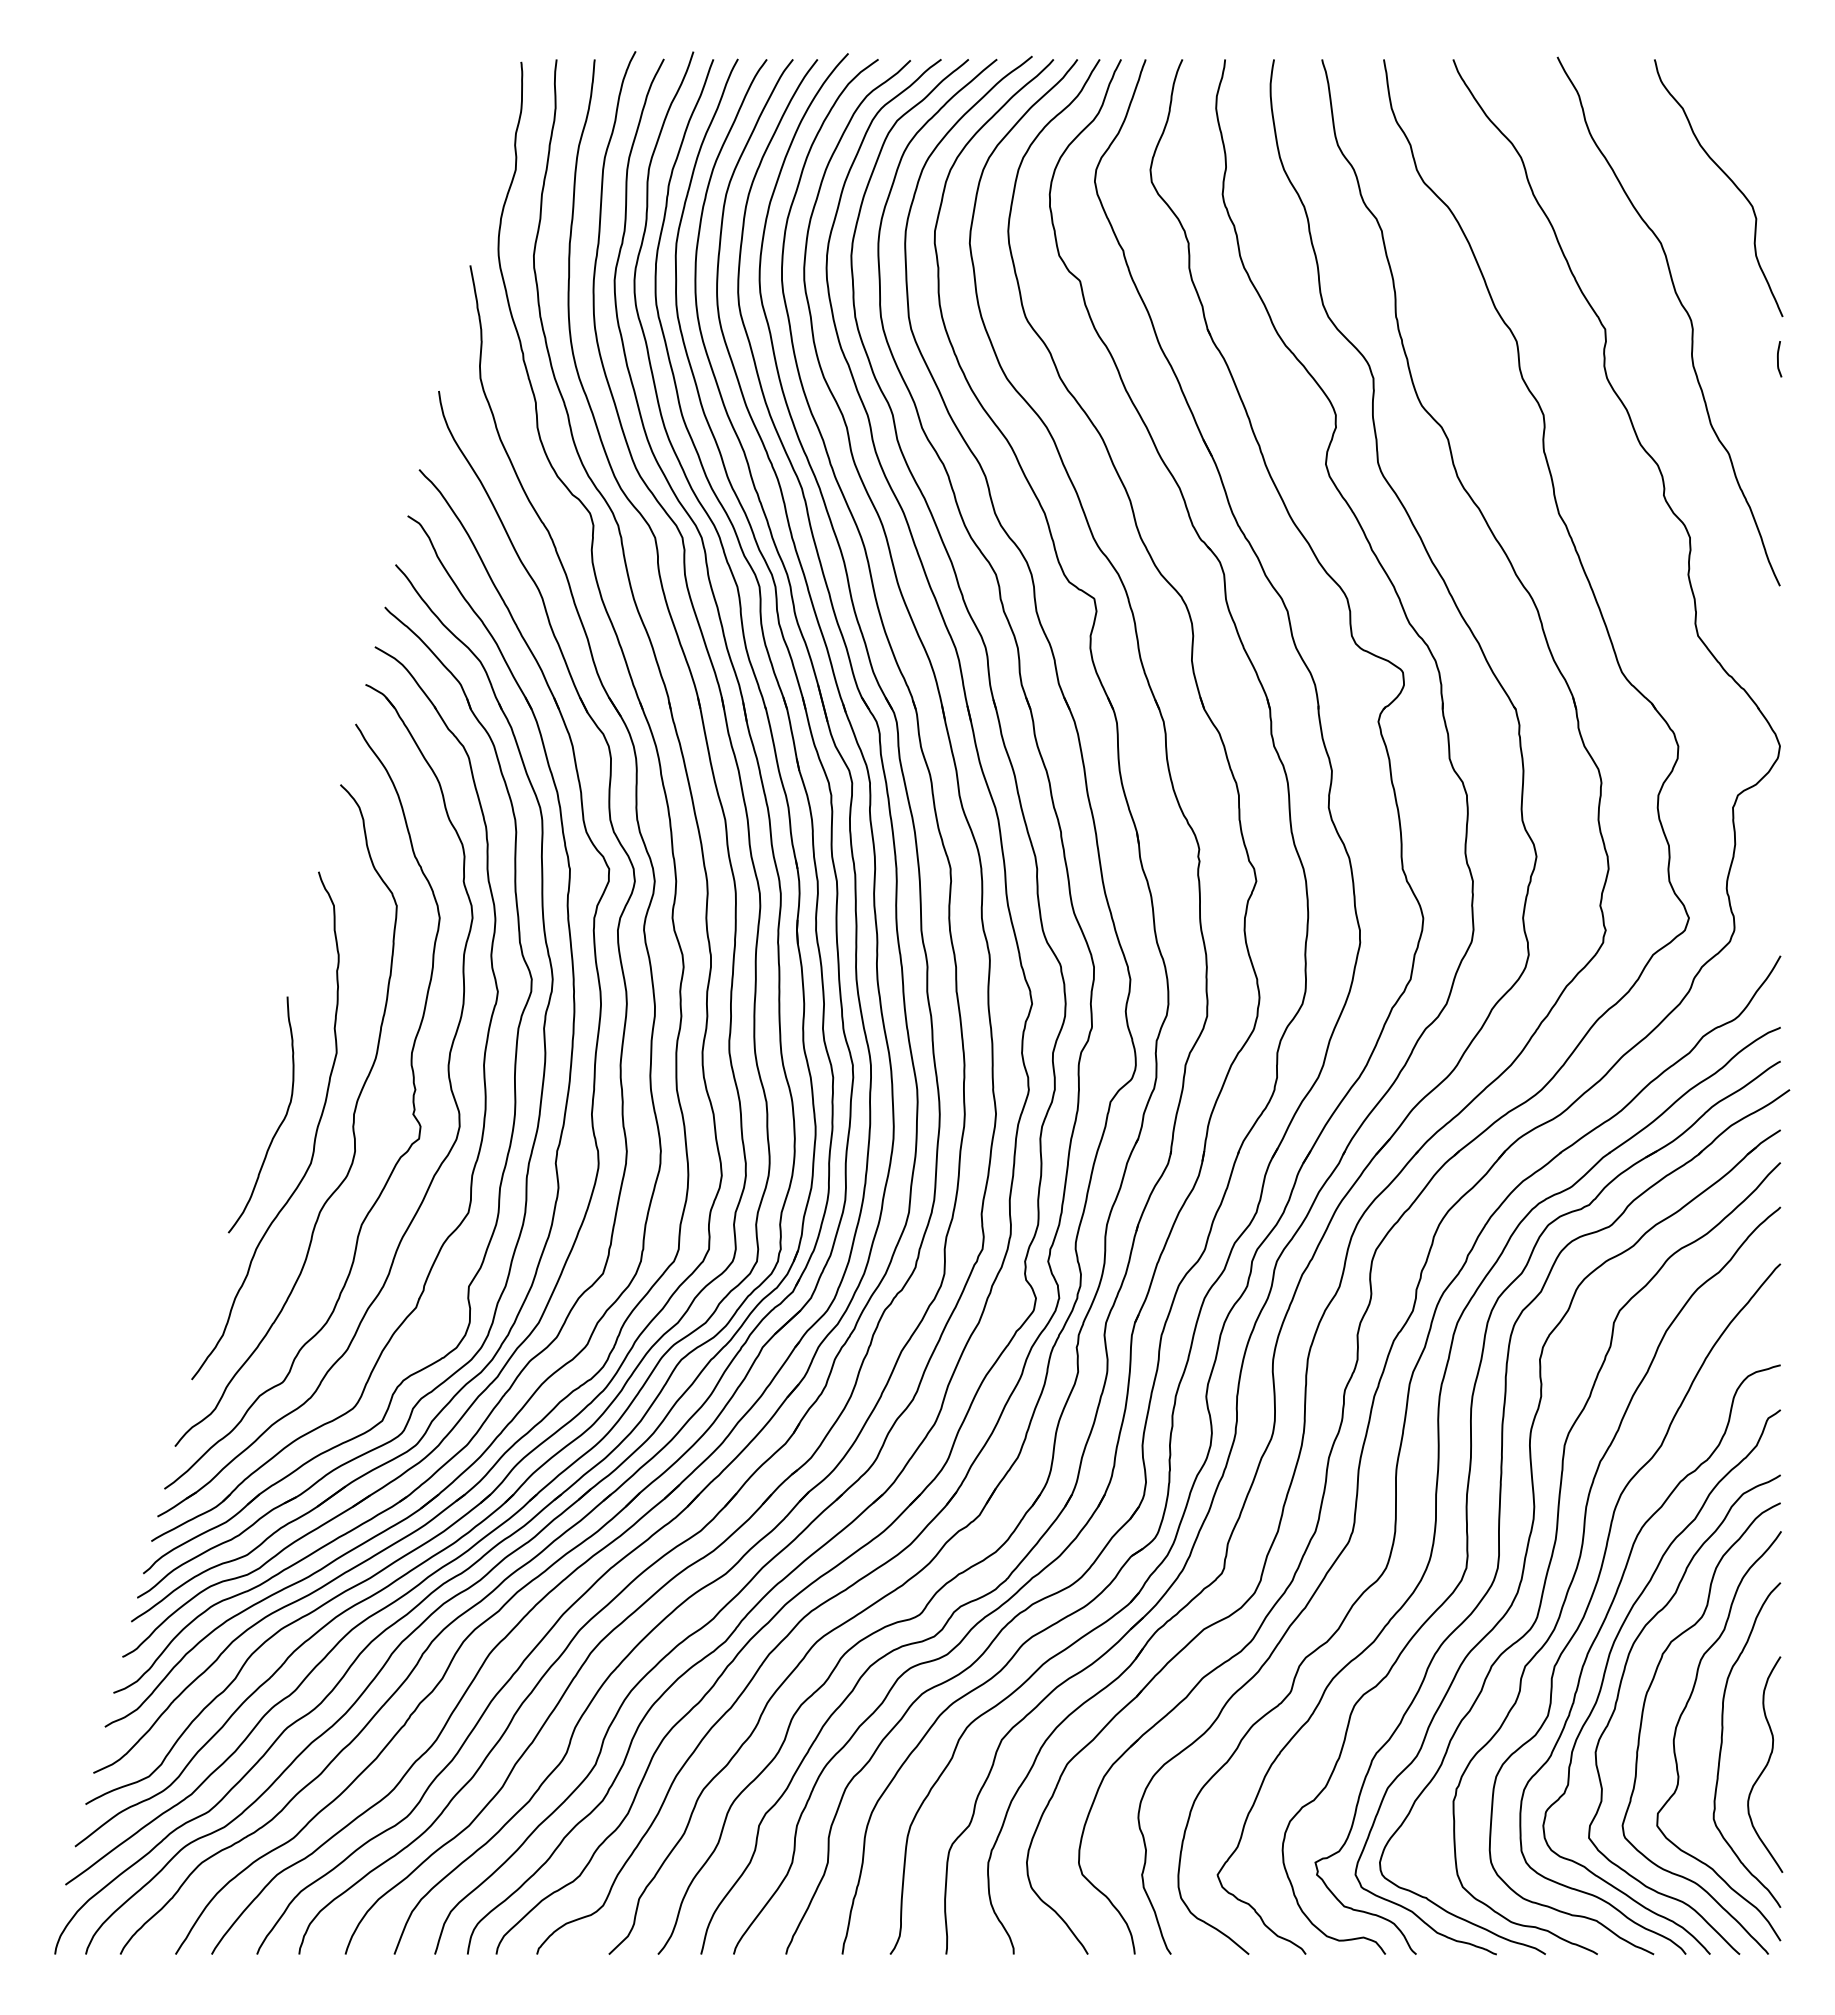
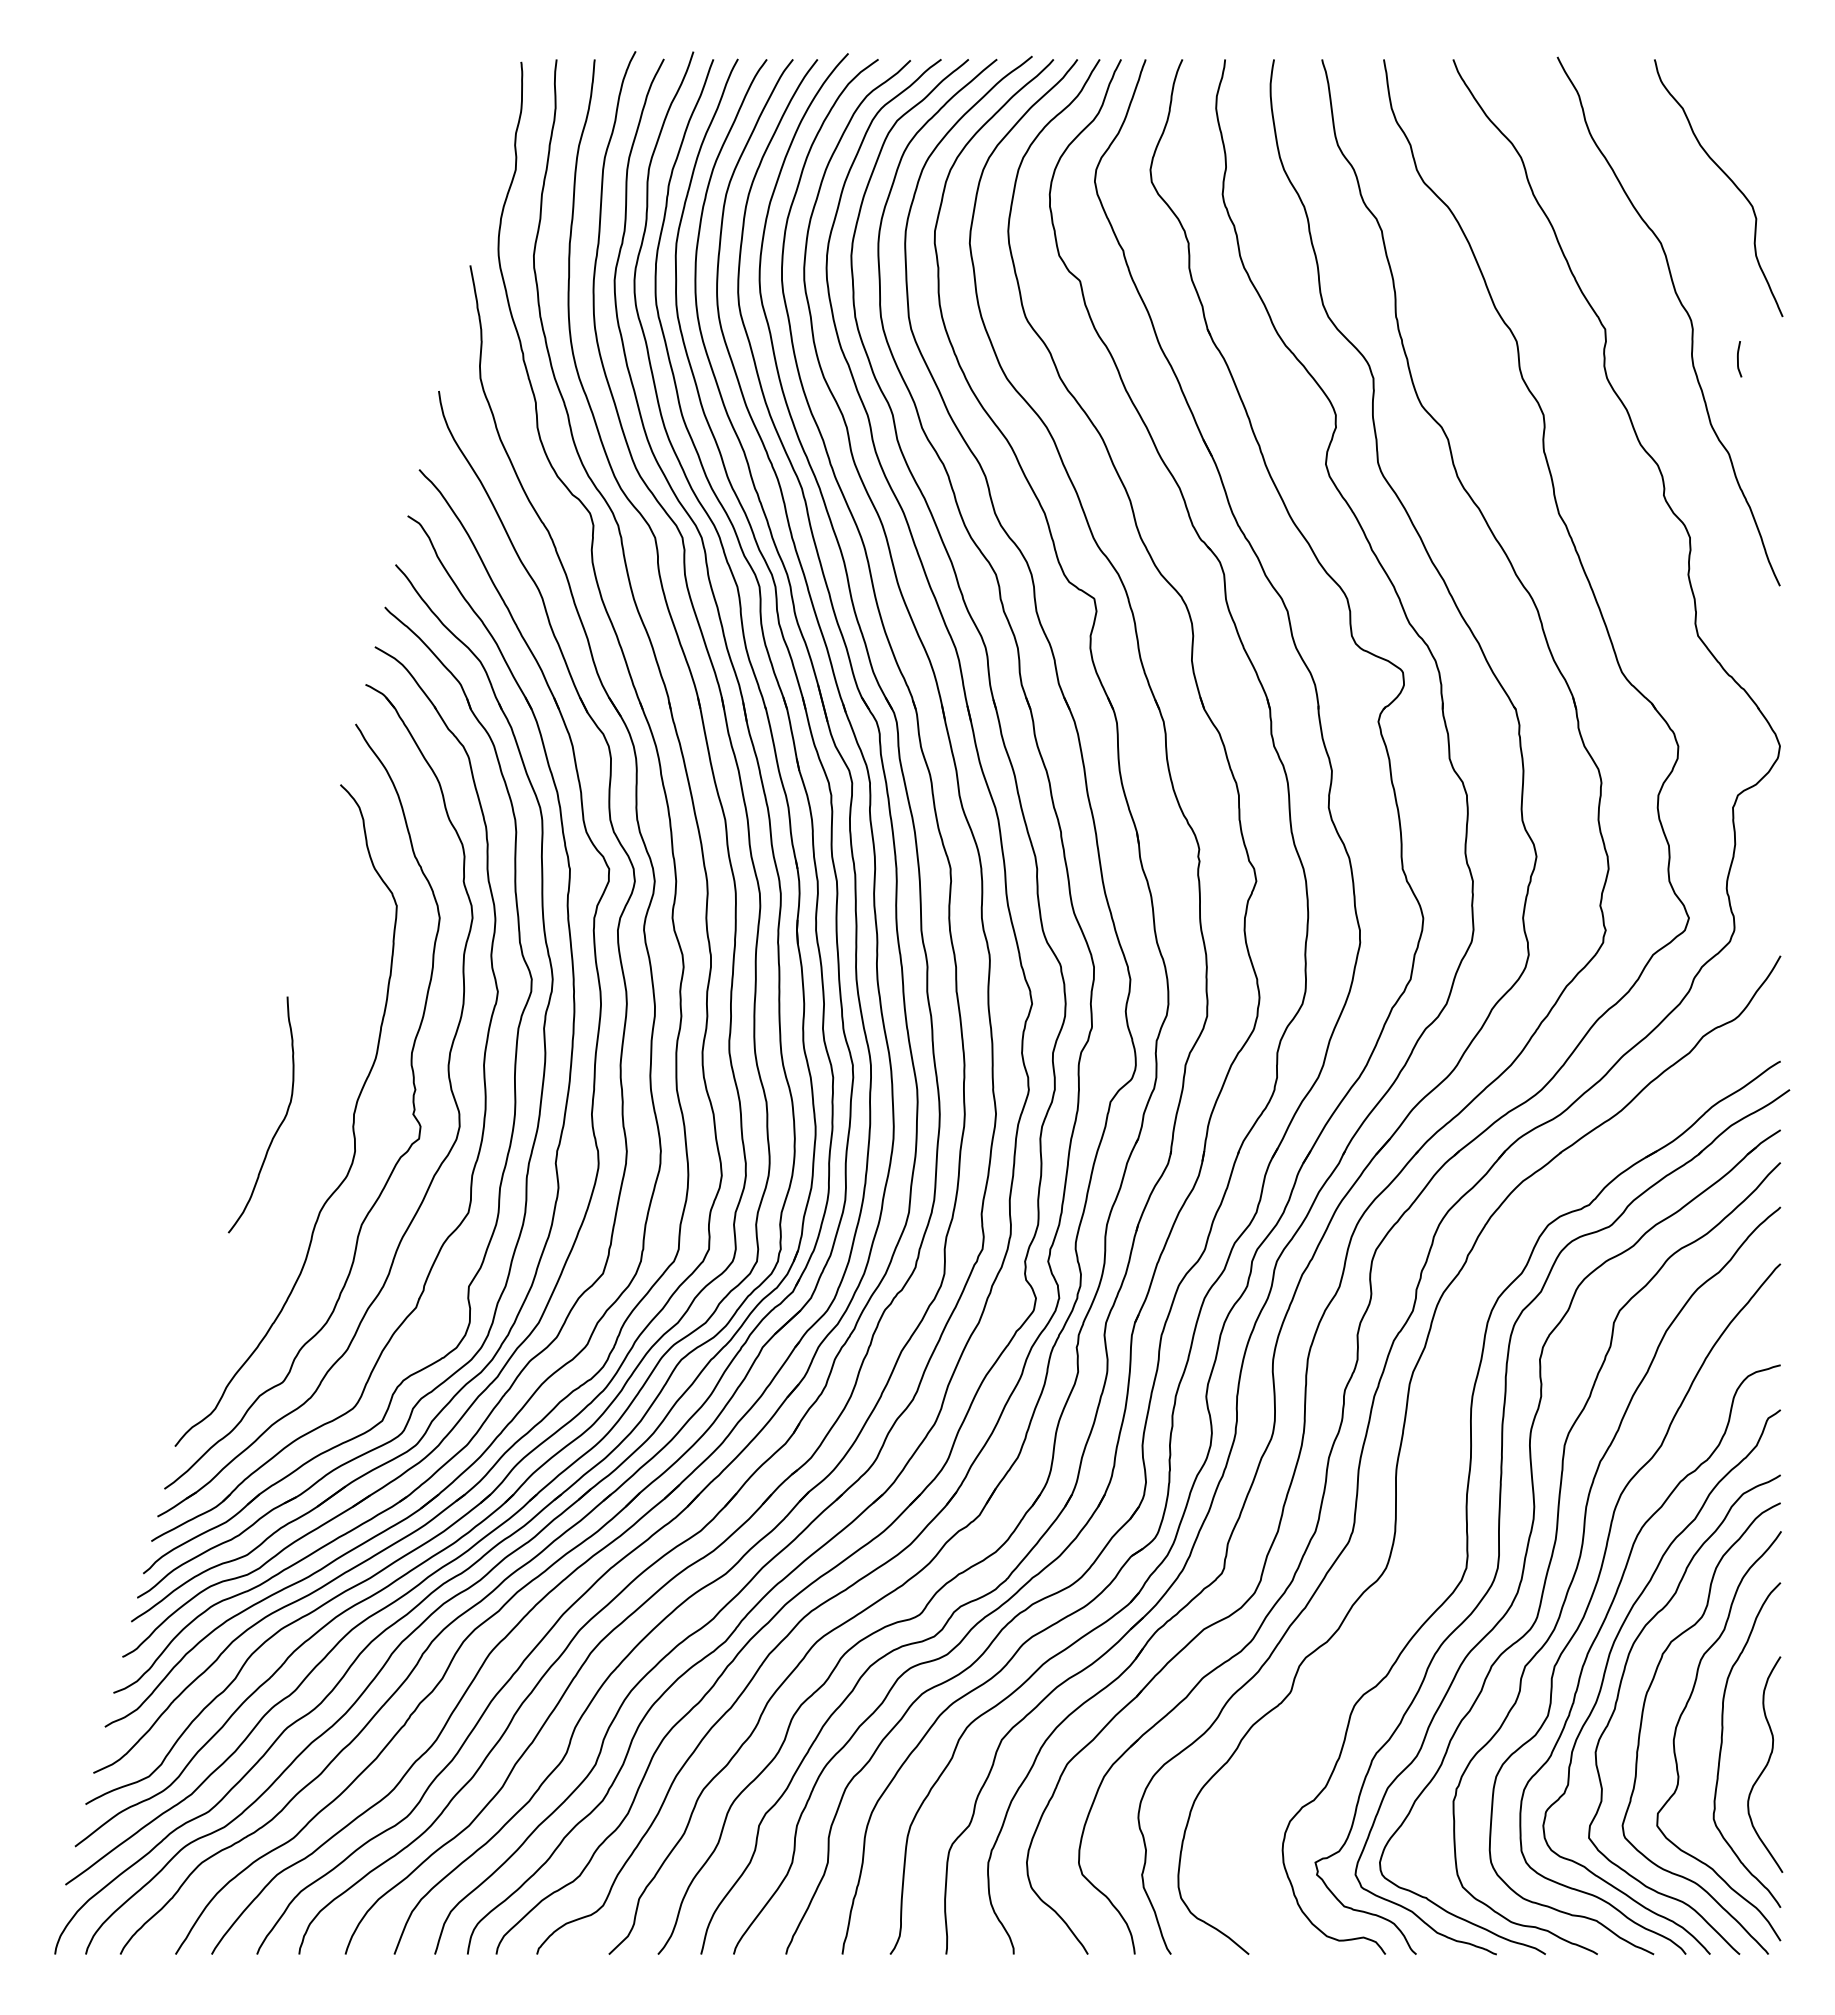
curve position: (1778, 359) -> (1738, 359) (1738, 359)
curve: present -> none (314, 1136)
part: present -> none (1438, 1481)
